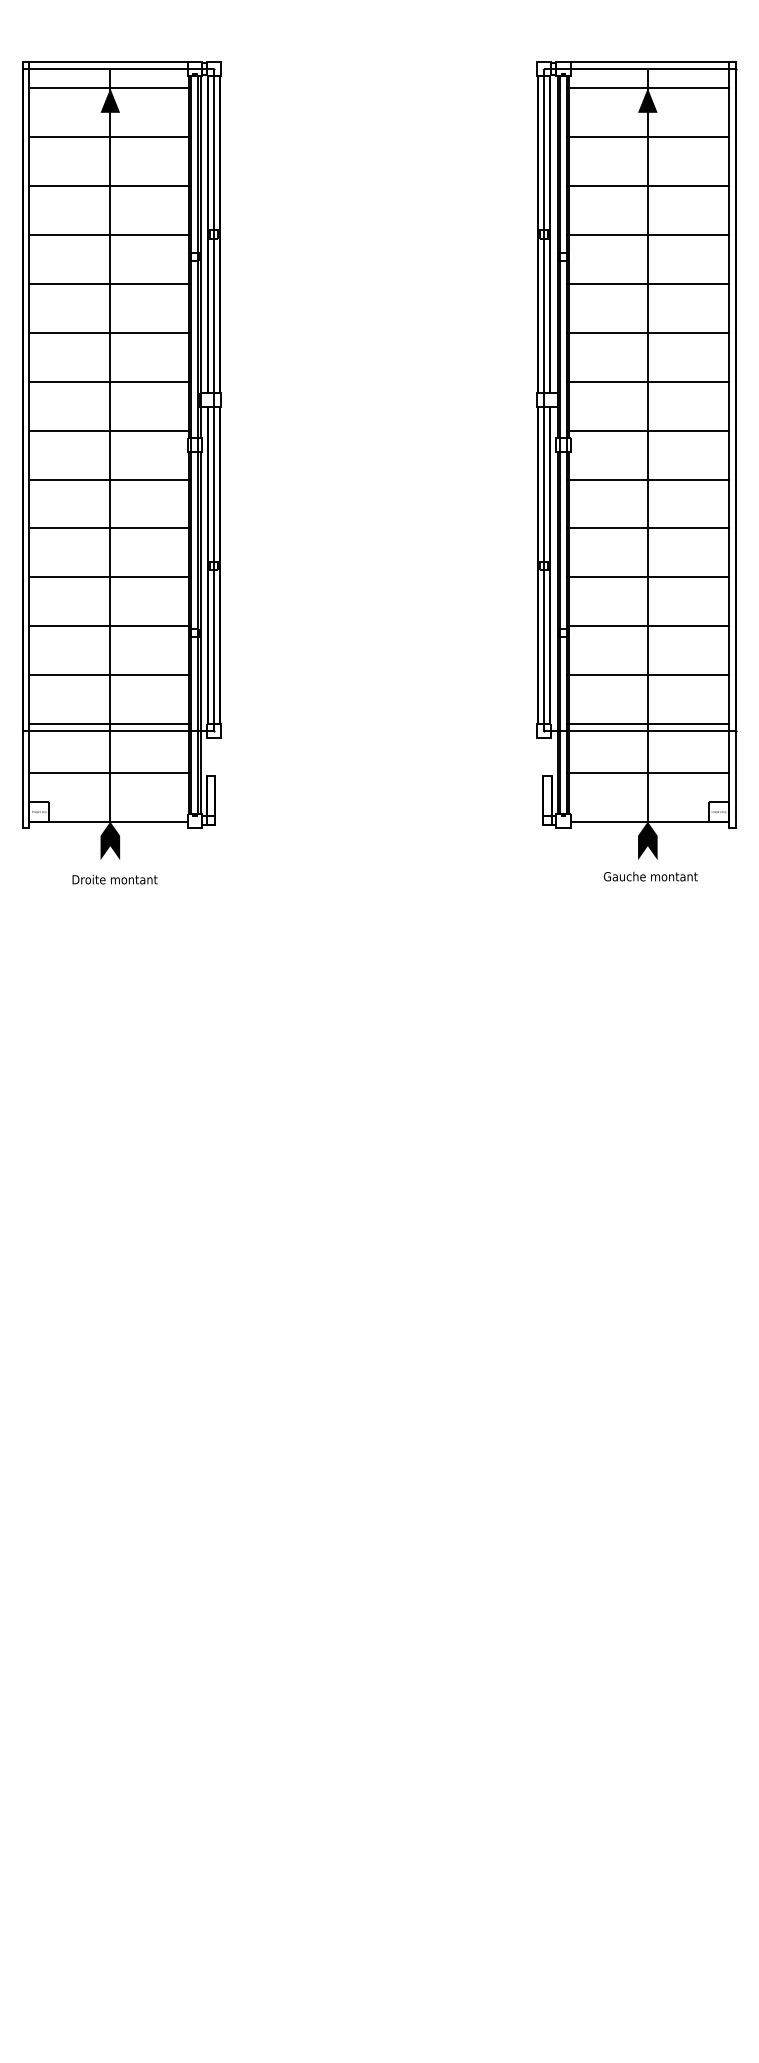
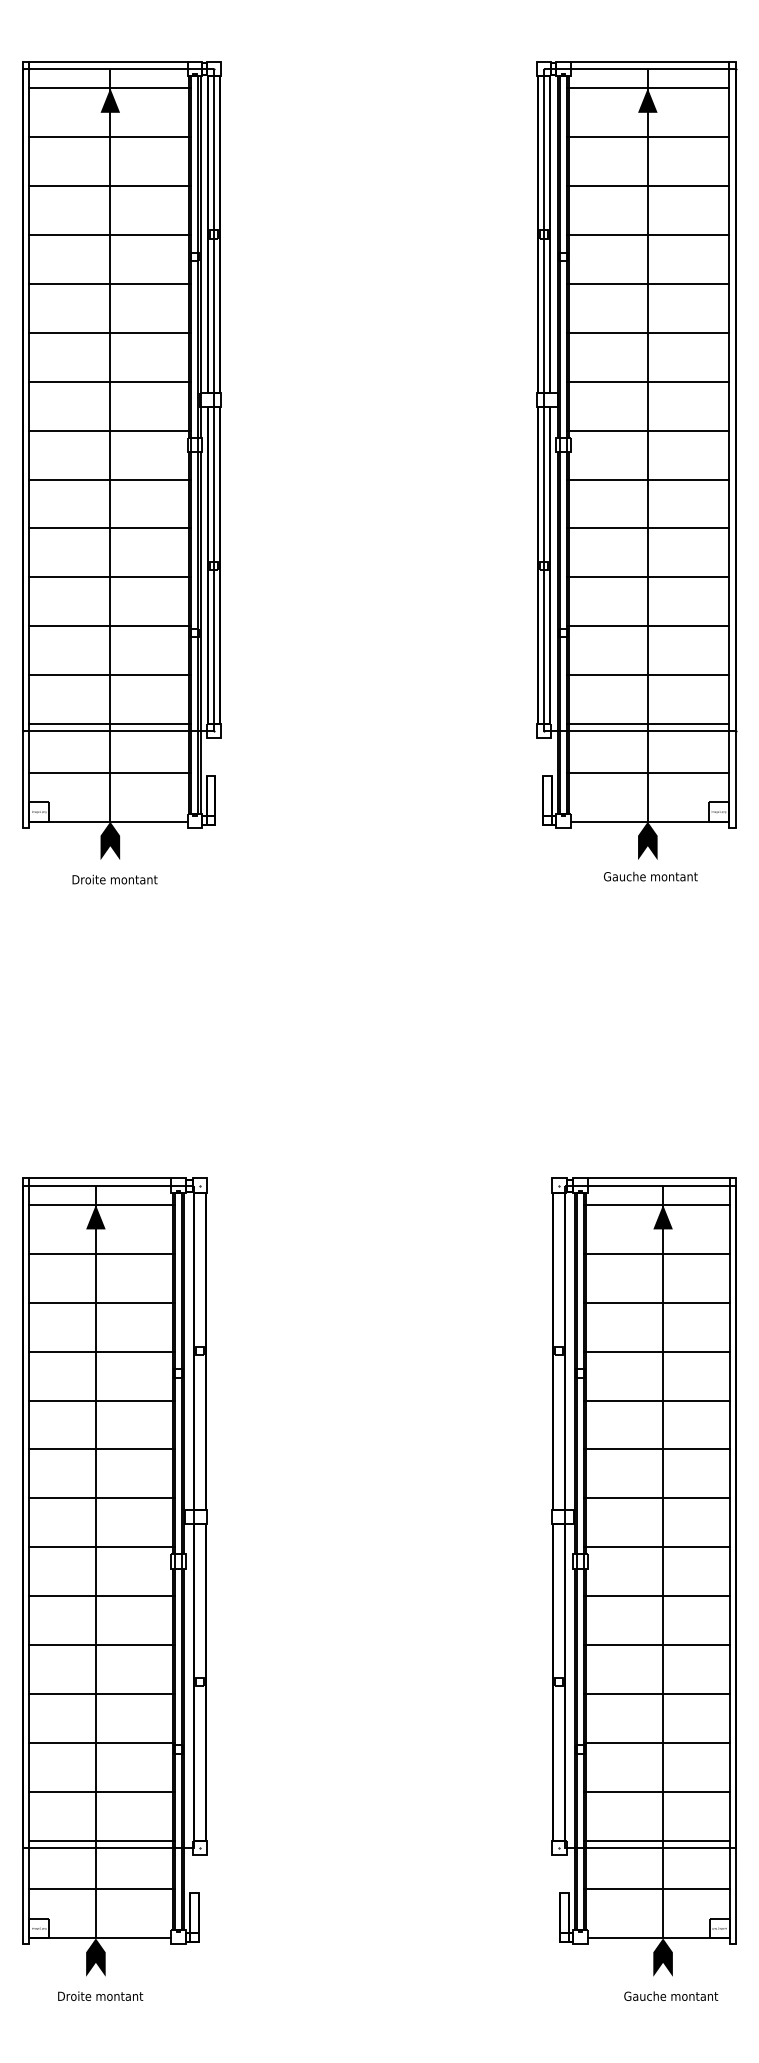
part: none -> present (114, 1588)
part: none -> present (643, 1588)
